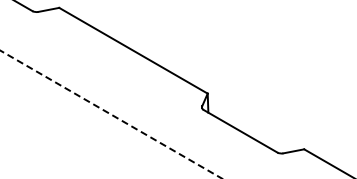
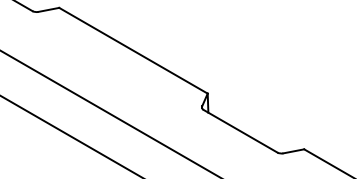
line: dashed -> solid (111, 114)
line: none -> present (70, 135)
